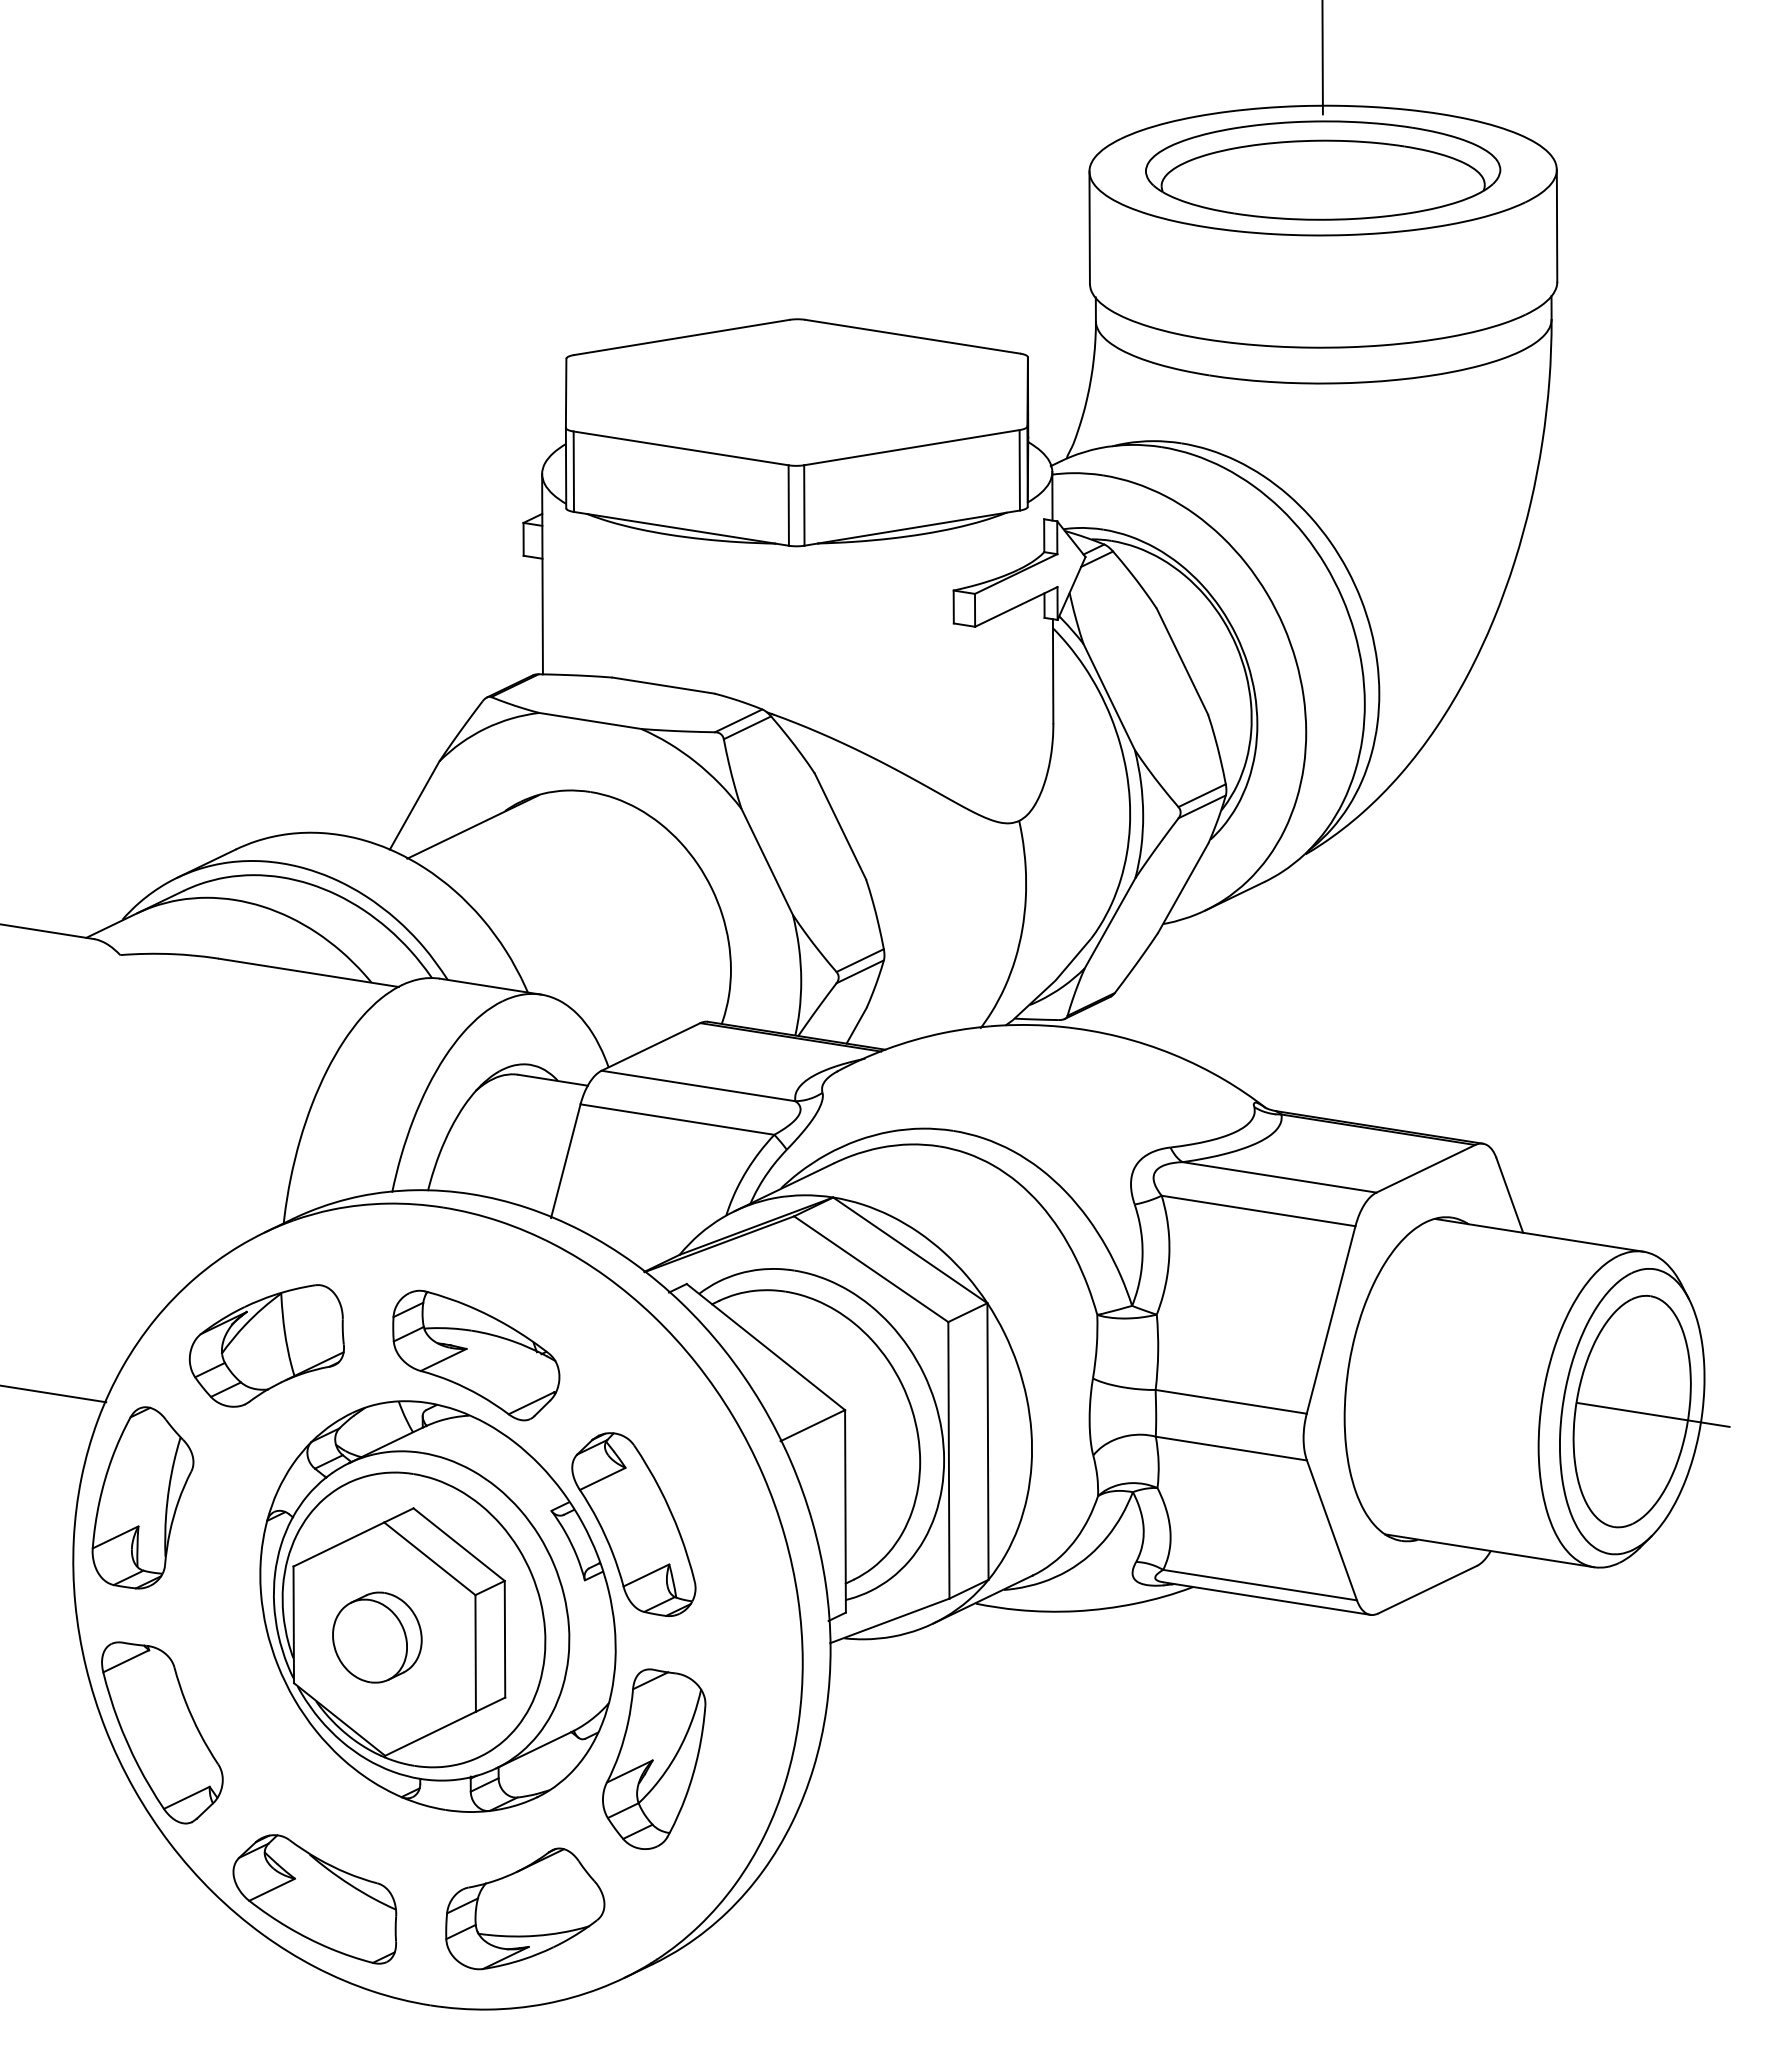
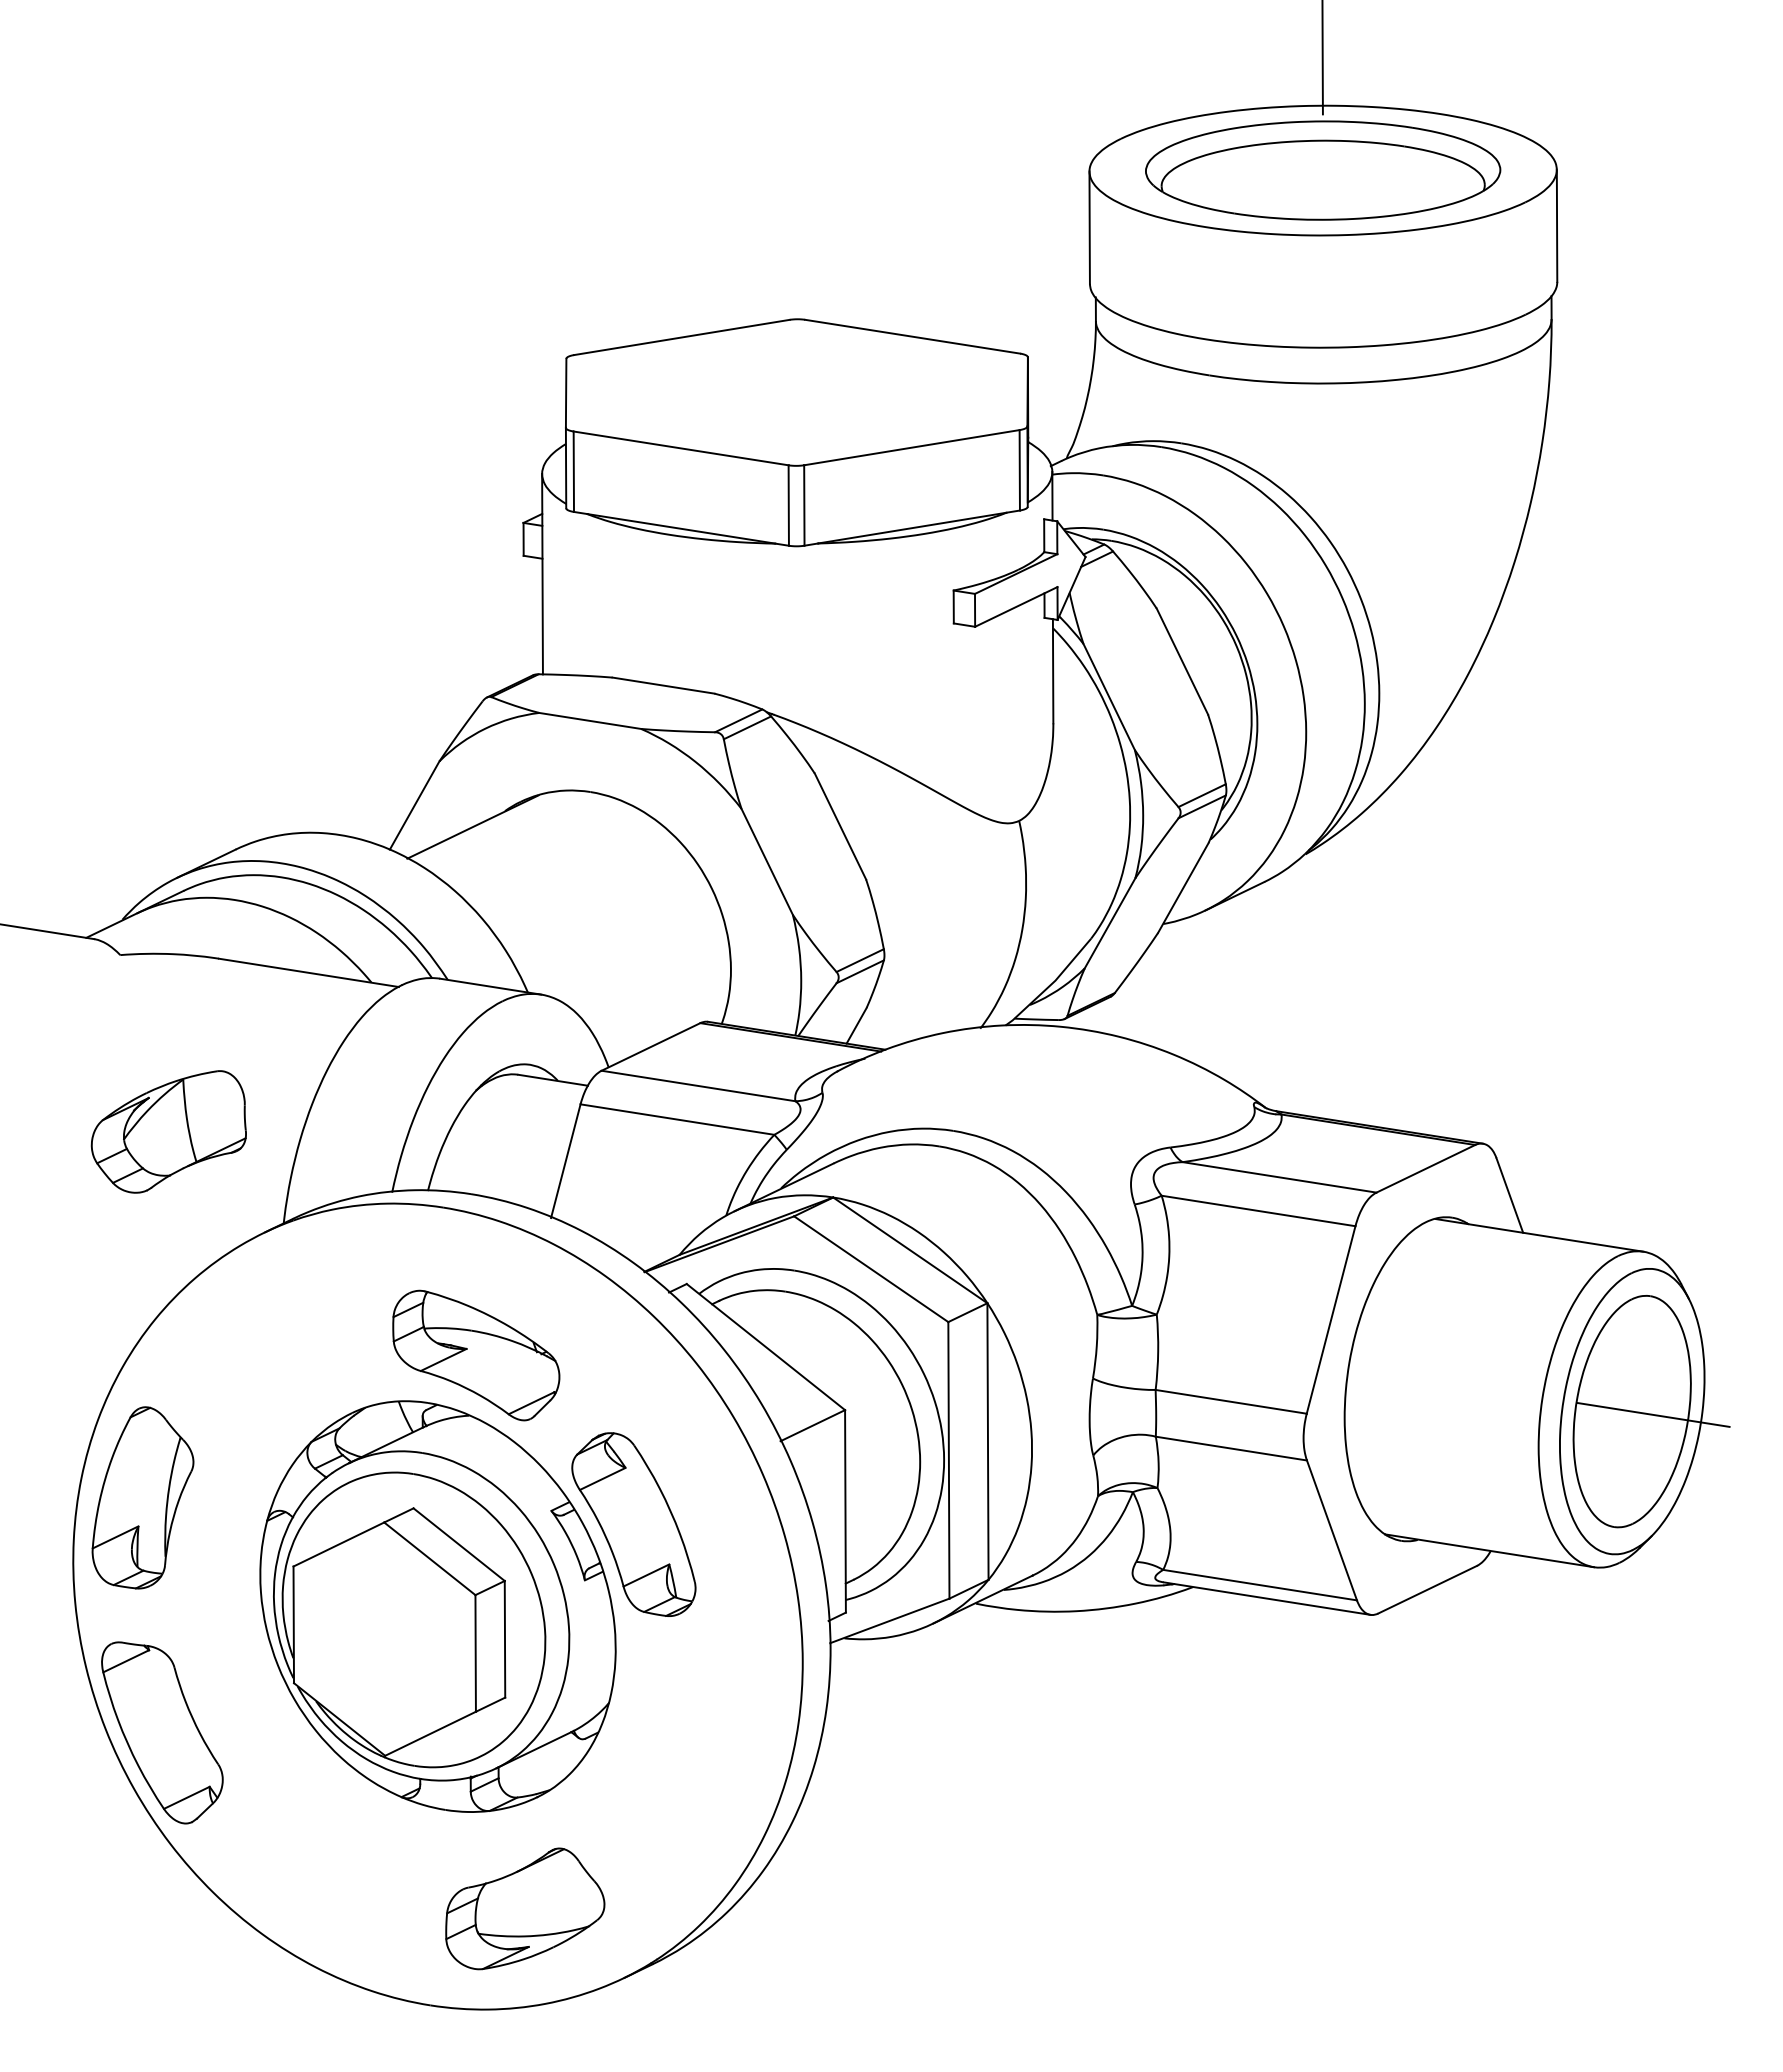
part position: (266, 1345) -> (168, 1131) (168, 1131)
line: present -> none (54, 1393)
part: present -> none (377, 1637)
part: present -> none (654, 1758)
part: present -> none (314, 1899)
